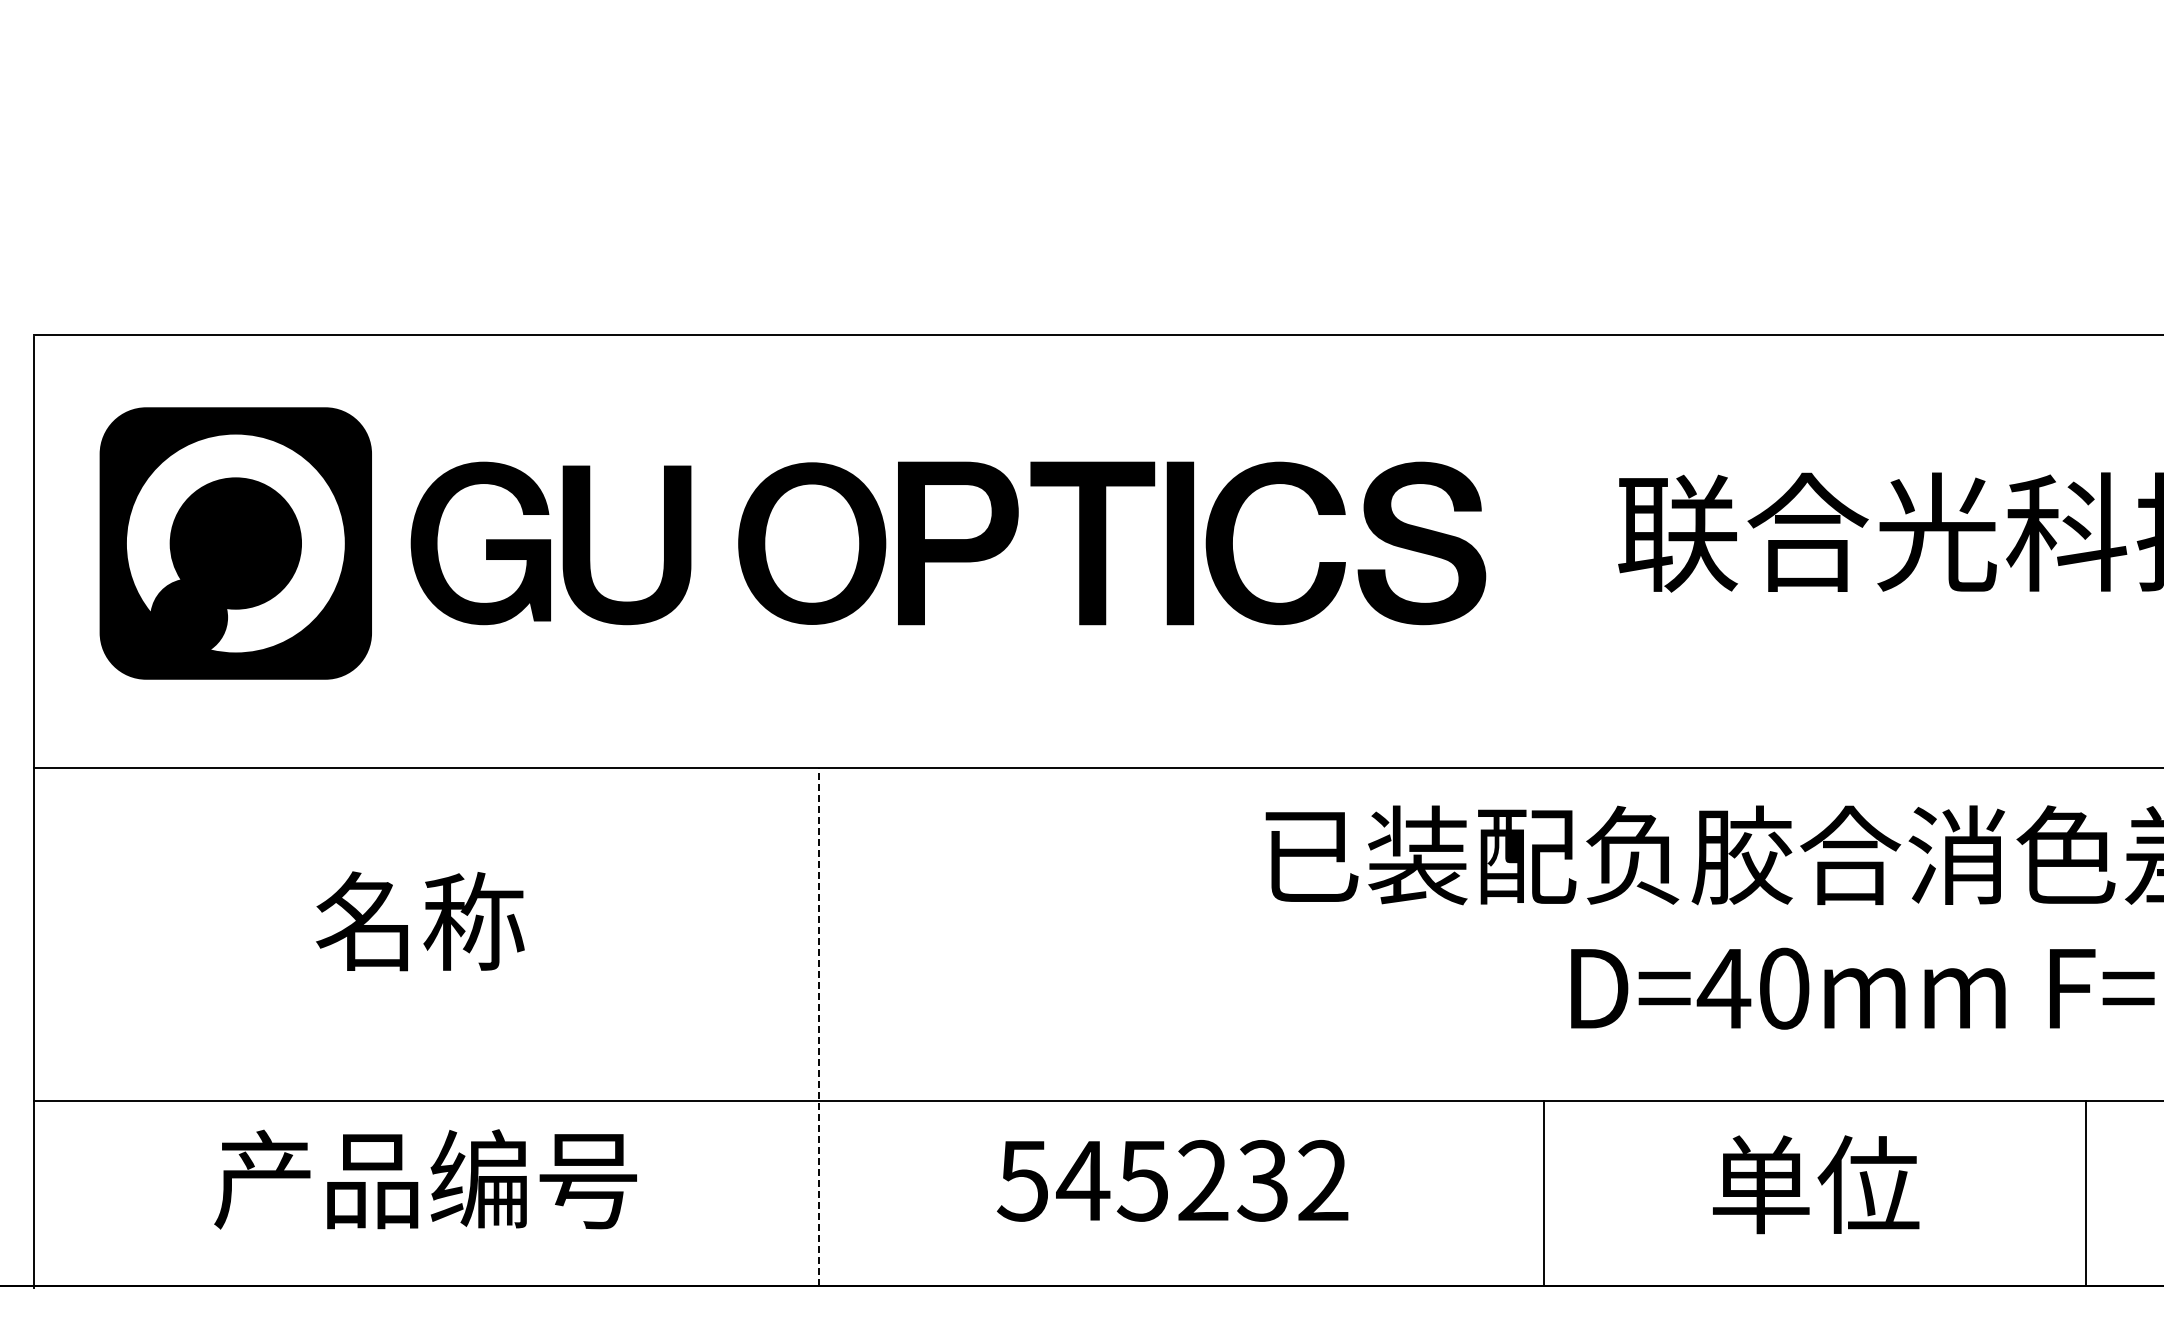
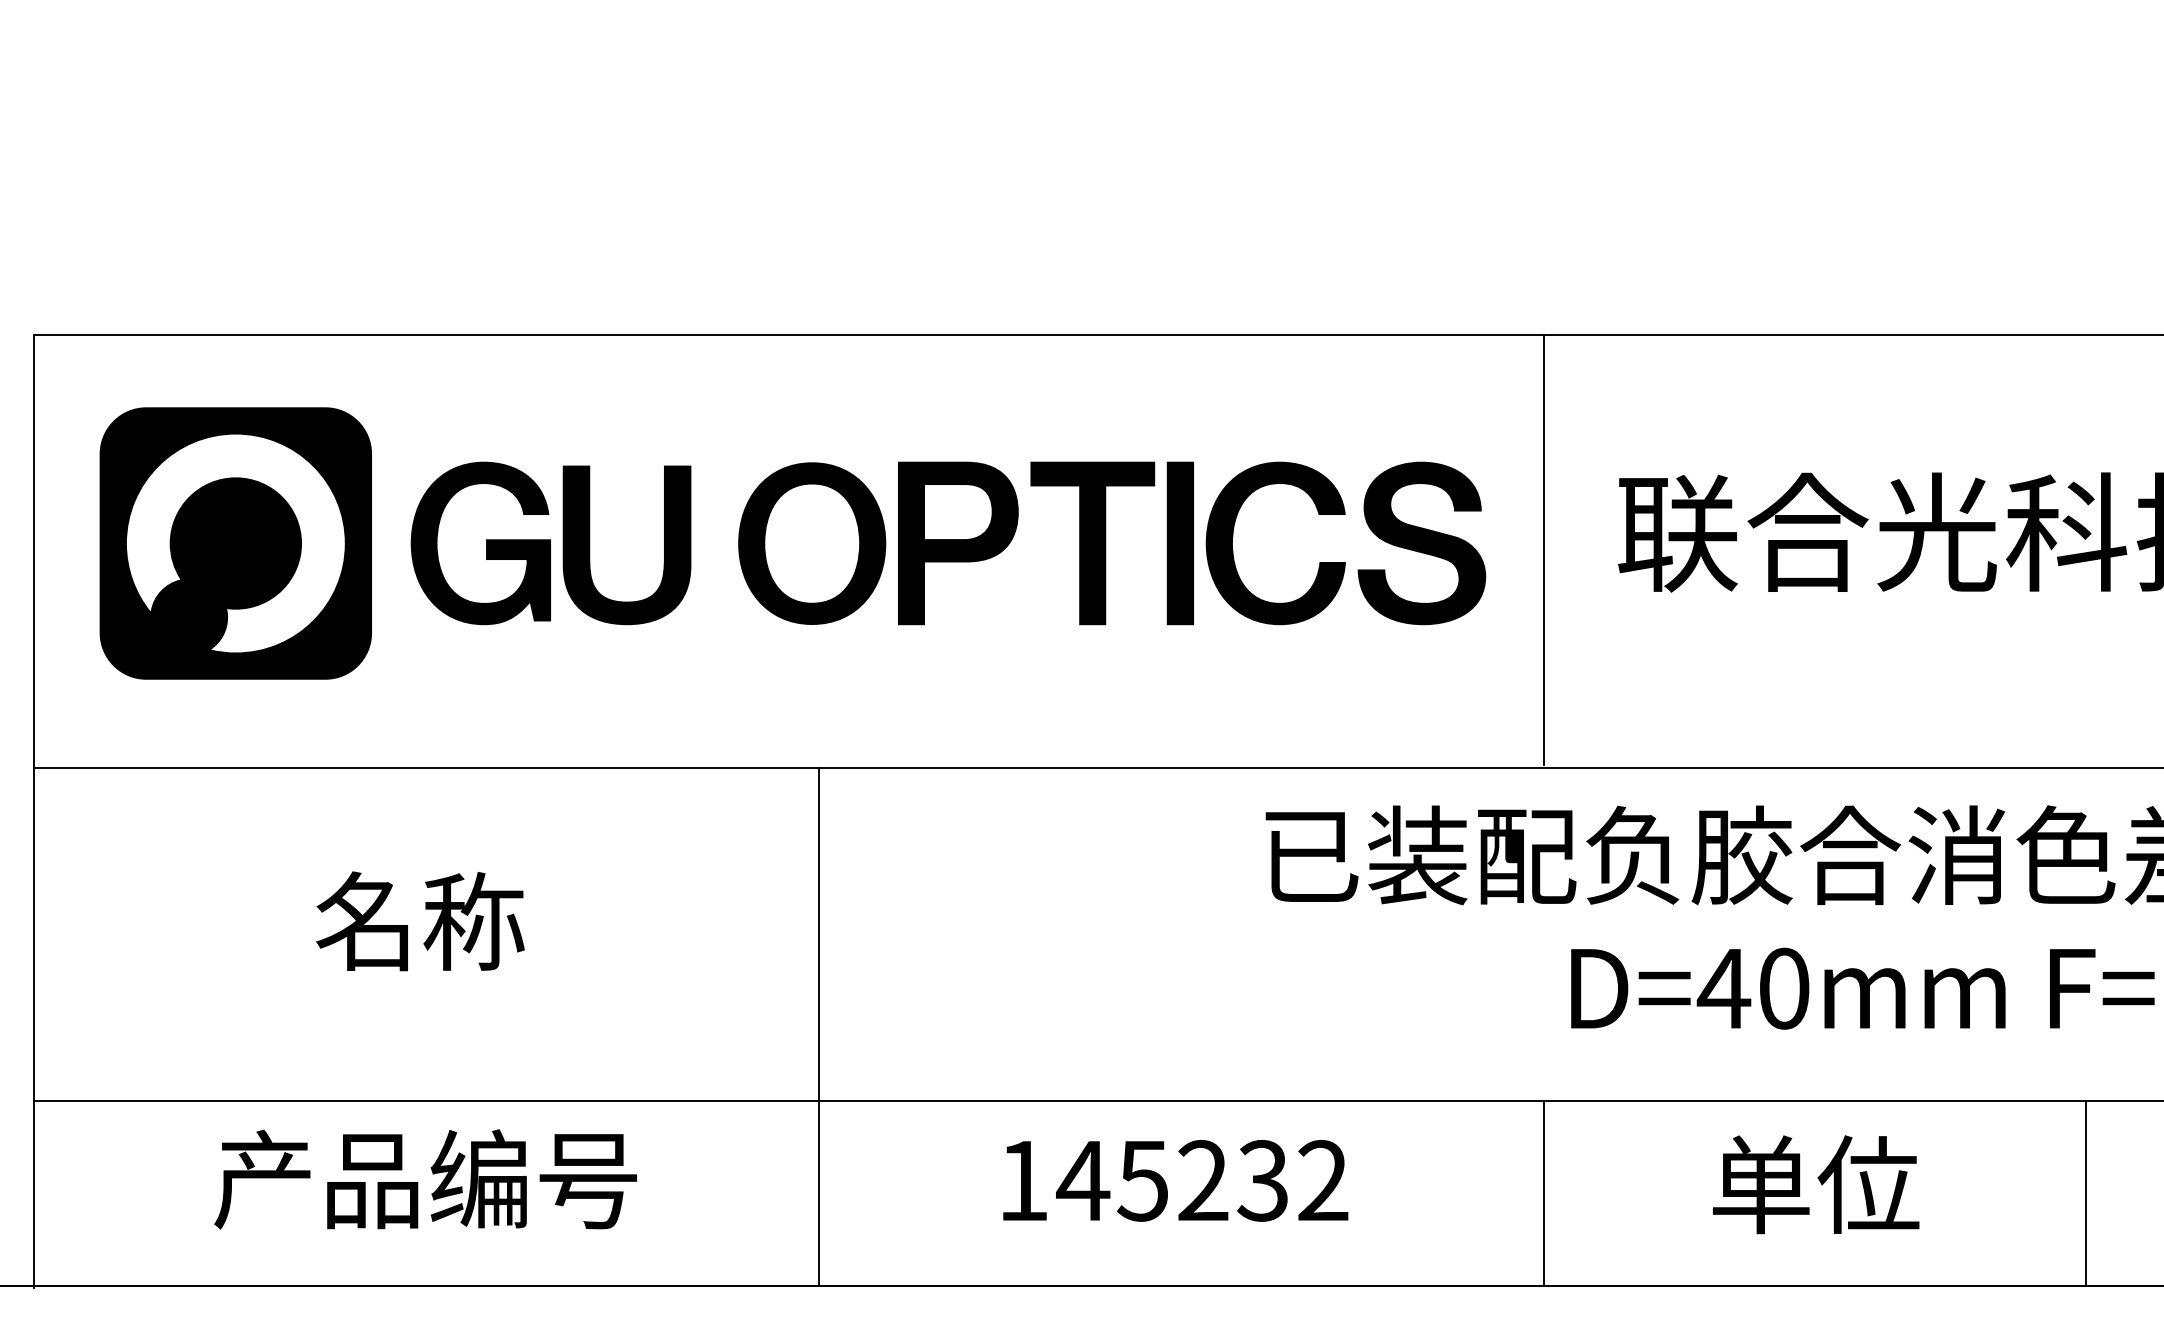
line: none -> present (1543, 550)
line: dashed -> solid (818, 1027)
text: 545232 -> 145232 (1022, 1181)
